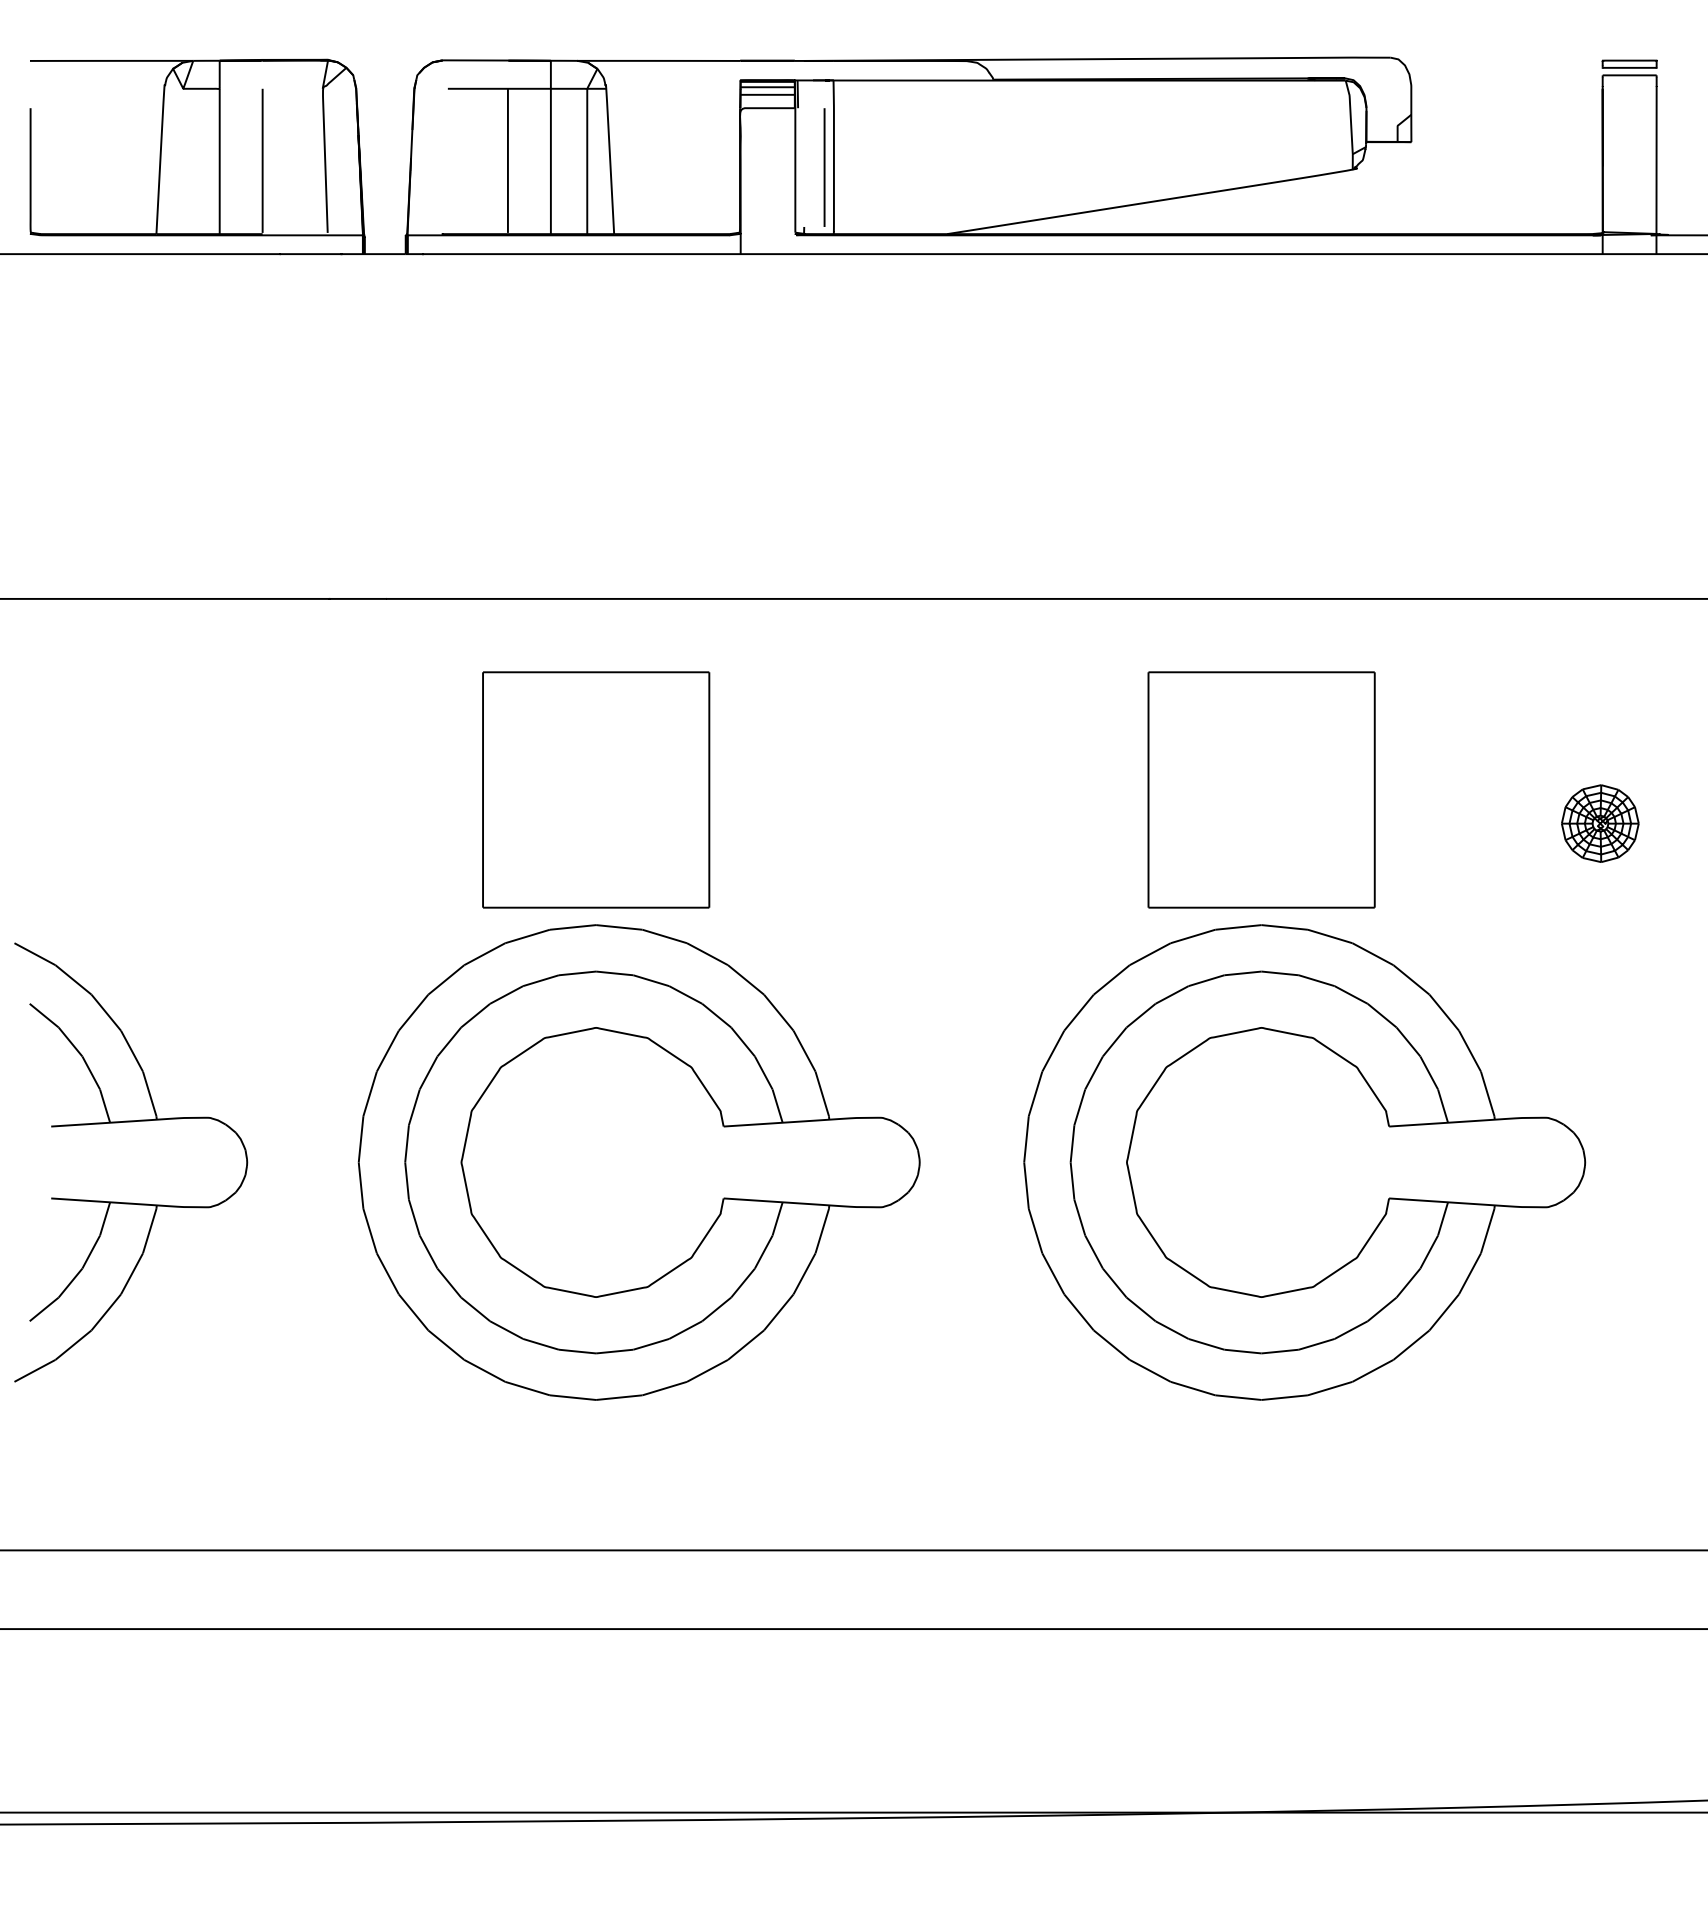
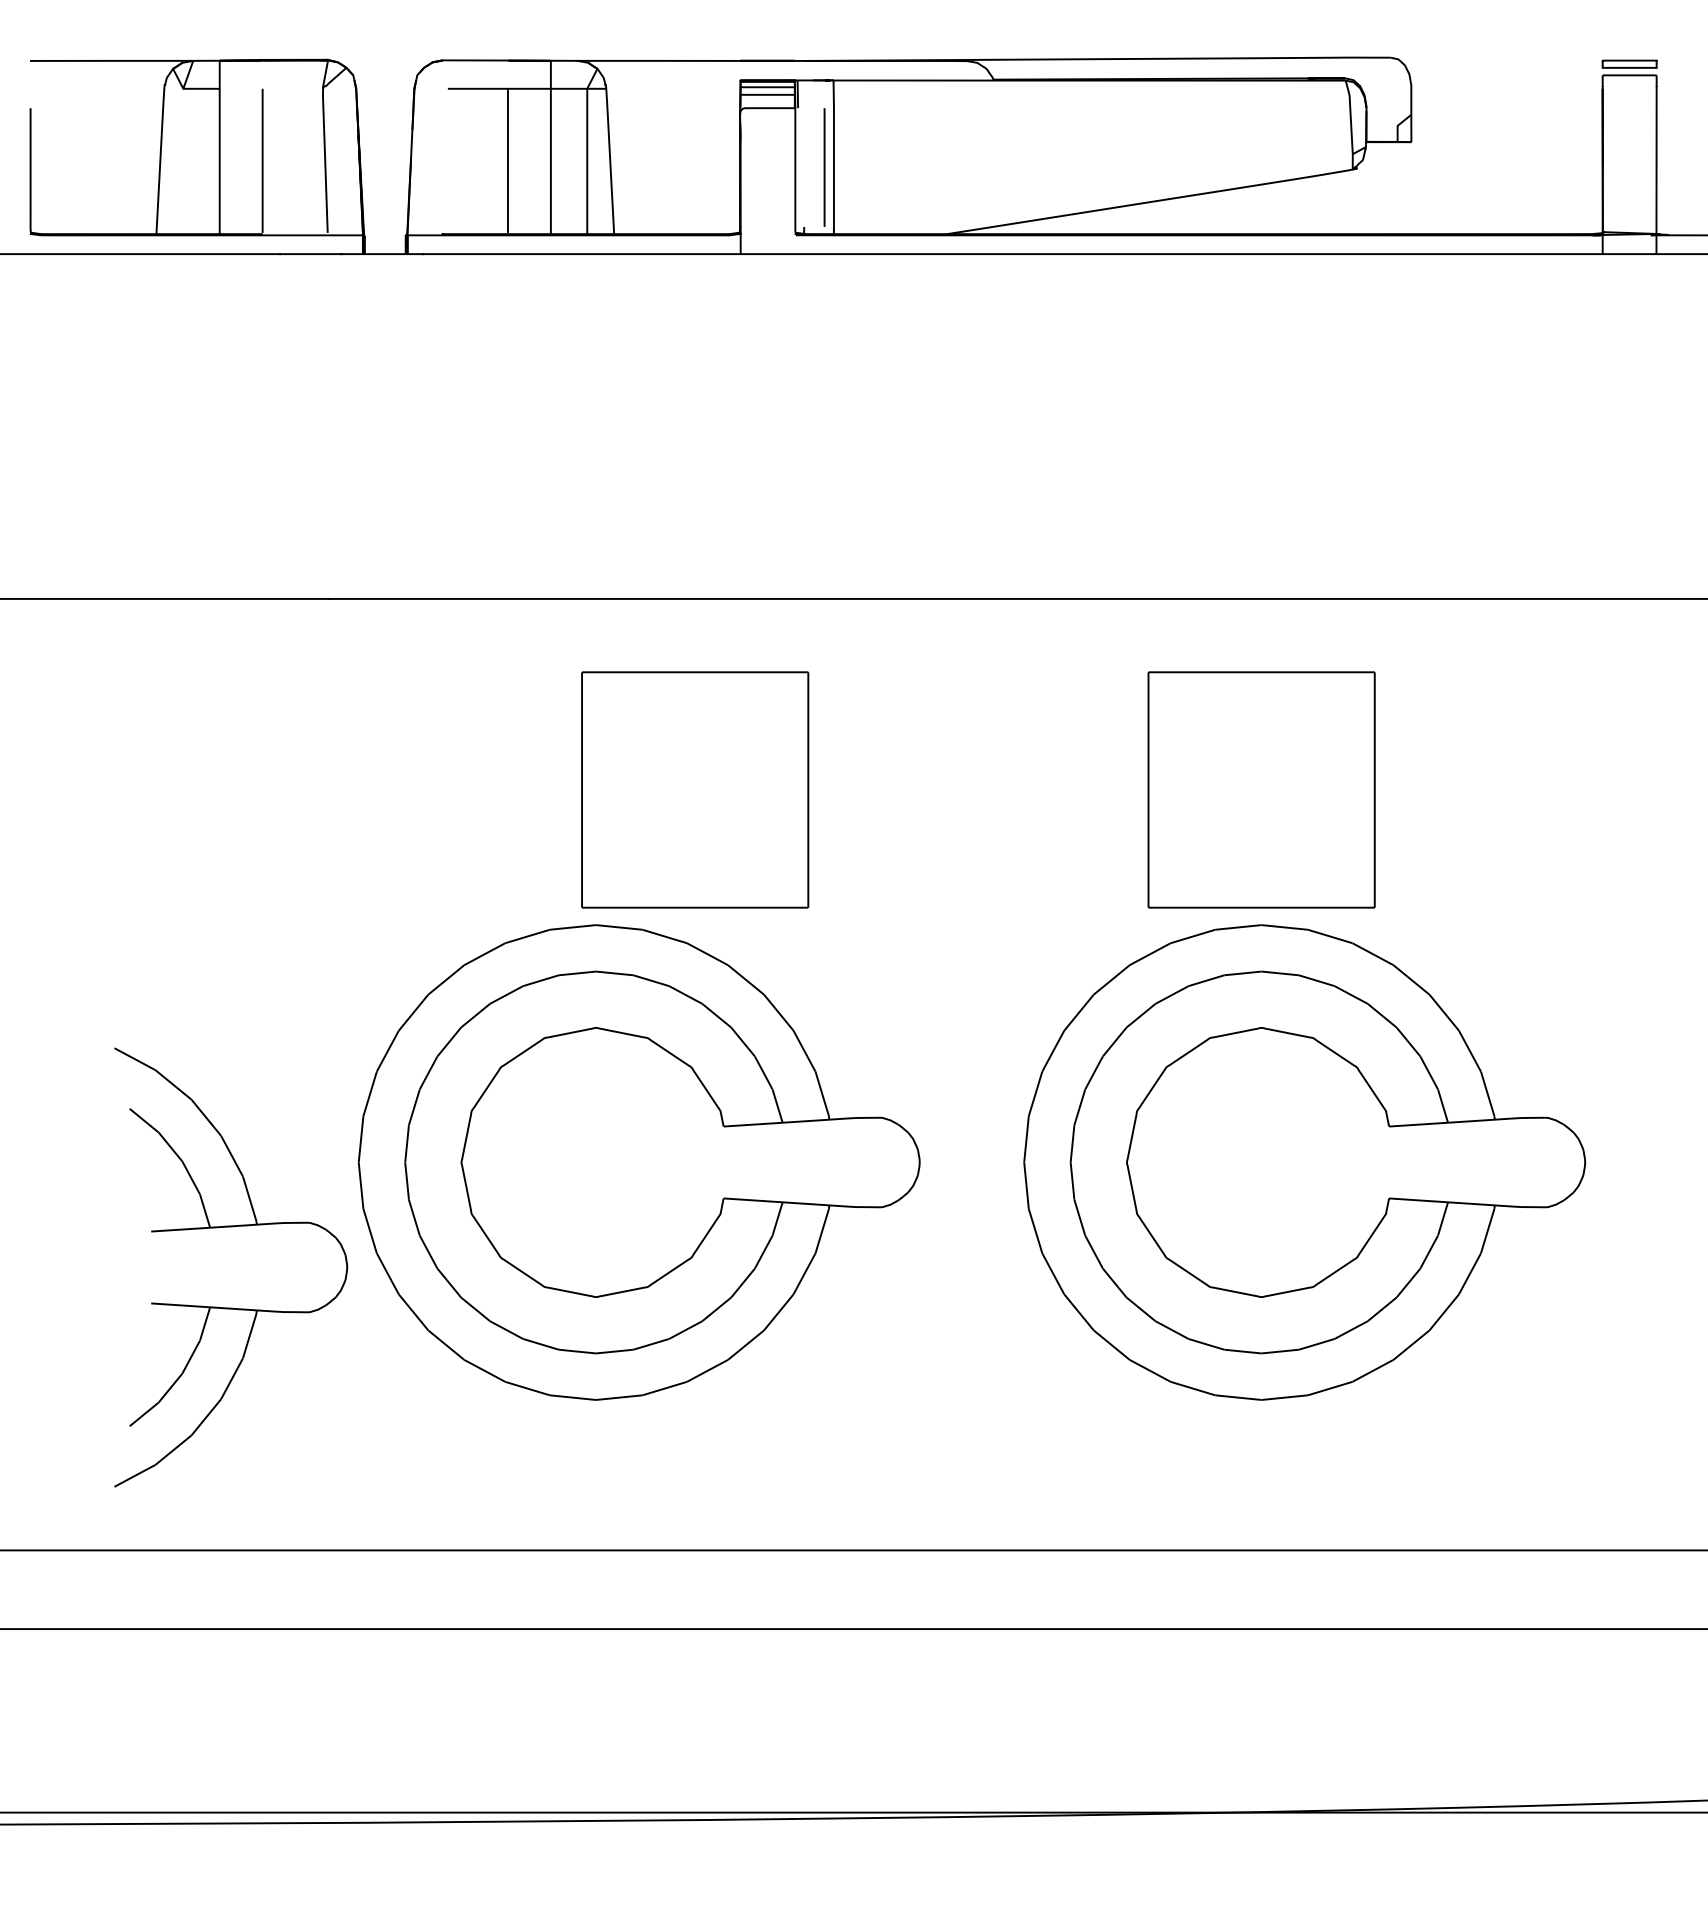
part position: (596, 789) -> (695, 789) (695, 789)
part: present -> none (1600, 823)
part position: (131, 1122) -> (231, 1227) (231, 1227)
